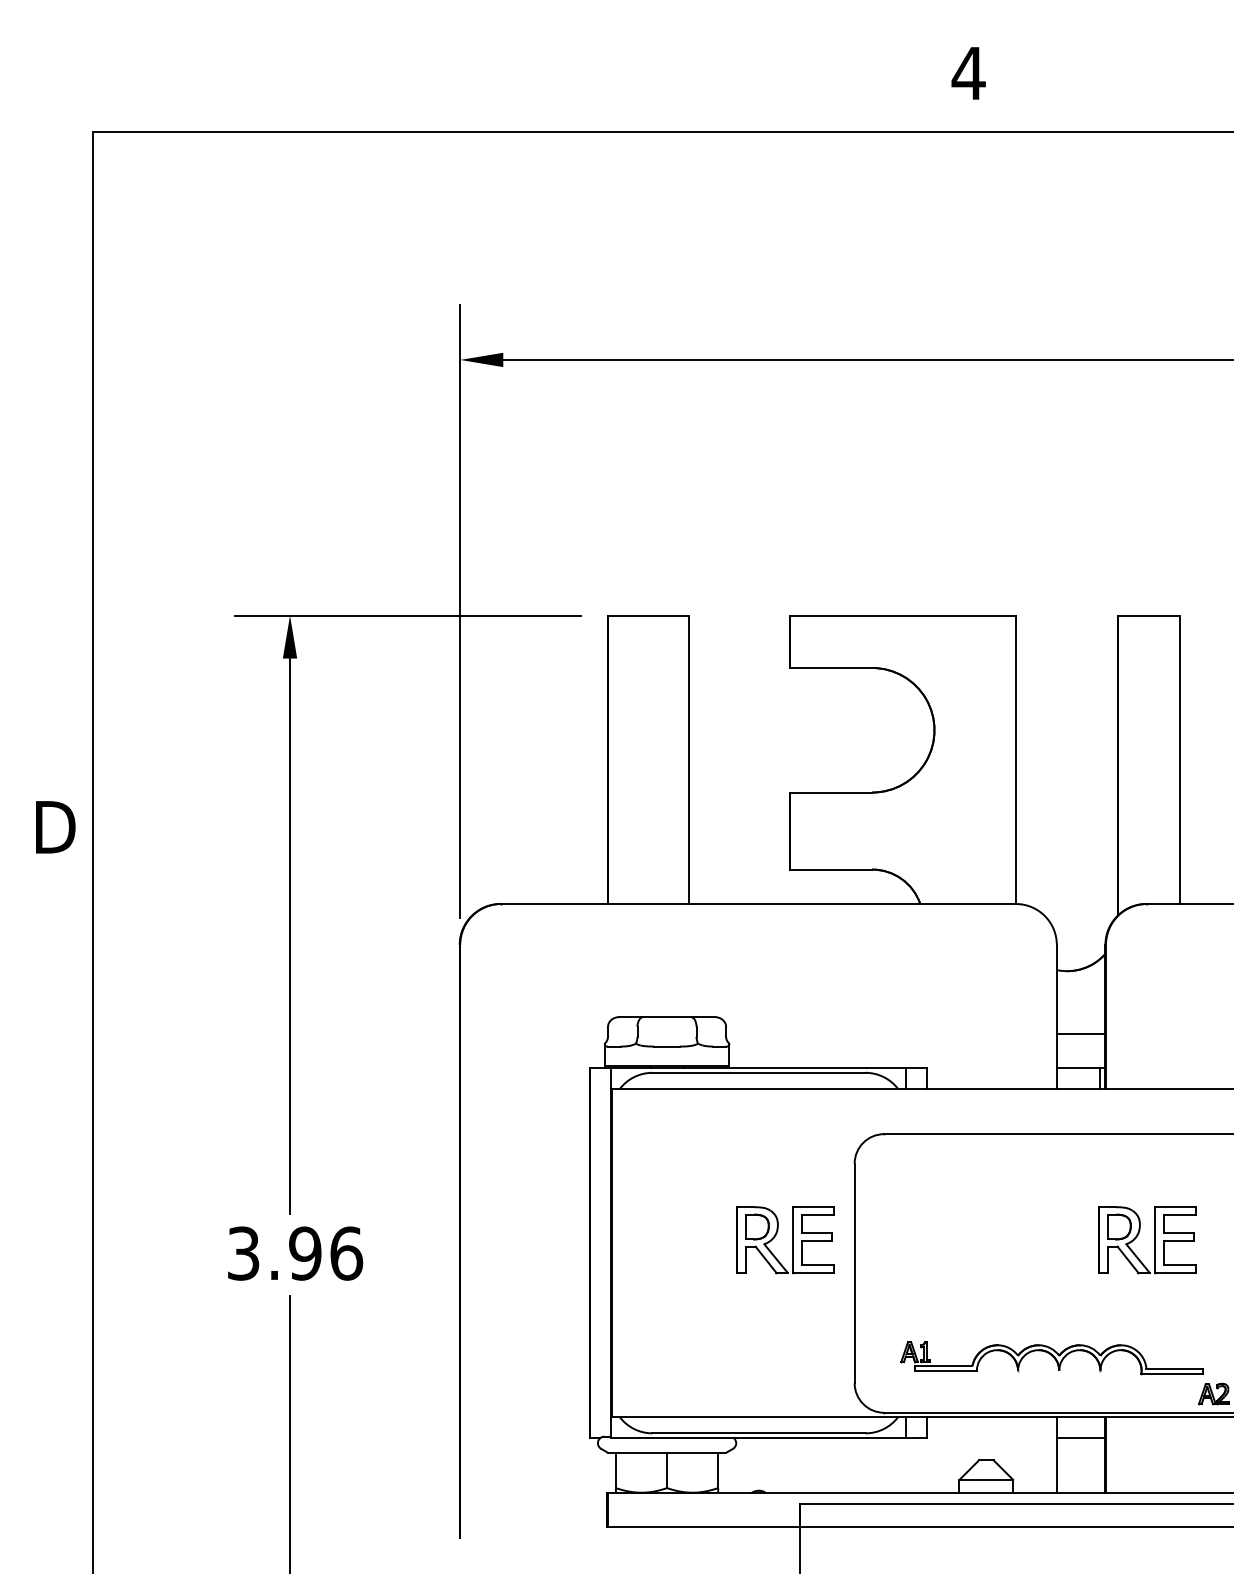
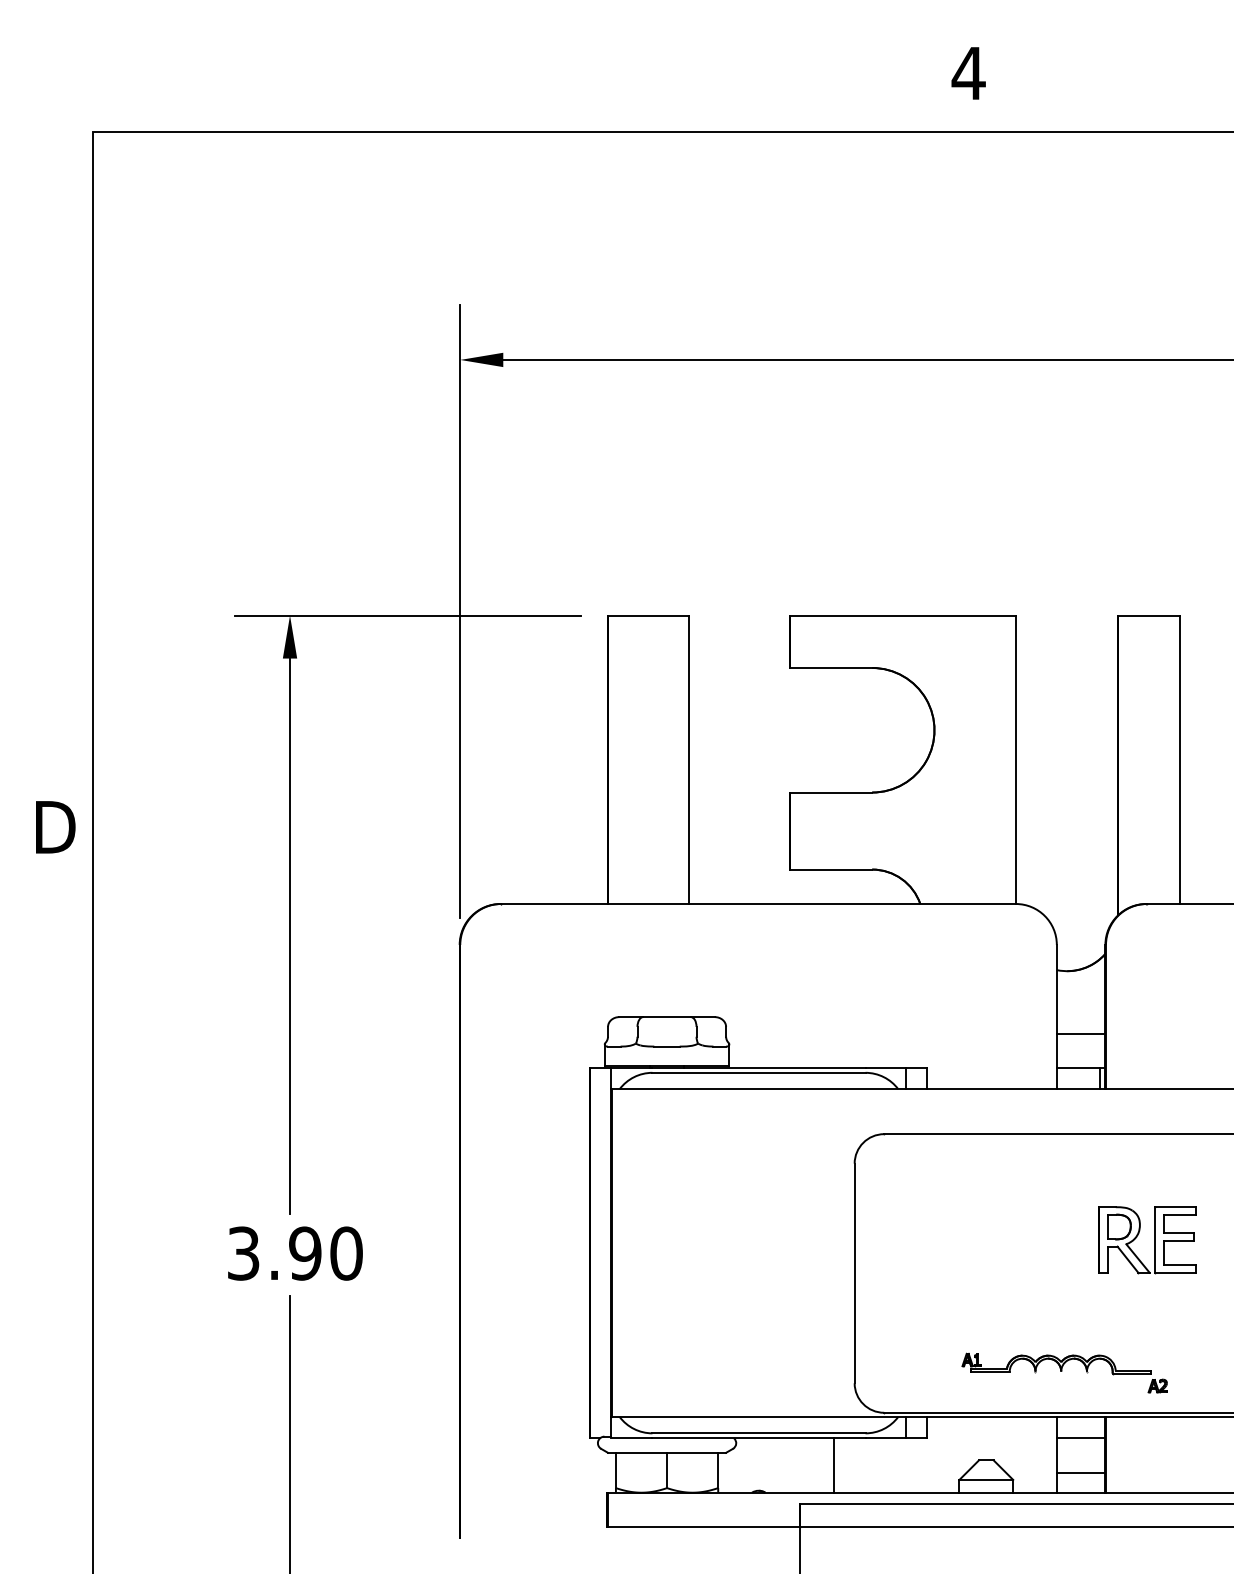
part: present -> none (792, 1240)
text: 3.96 -> 3.90 (346, 1253)
part size: 330x65 px -> 207x42 px (1064, 1372)
line: none -> present (834, 1465)
line: none -> present (1080, 1472)
